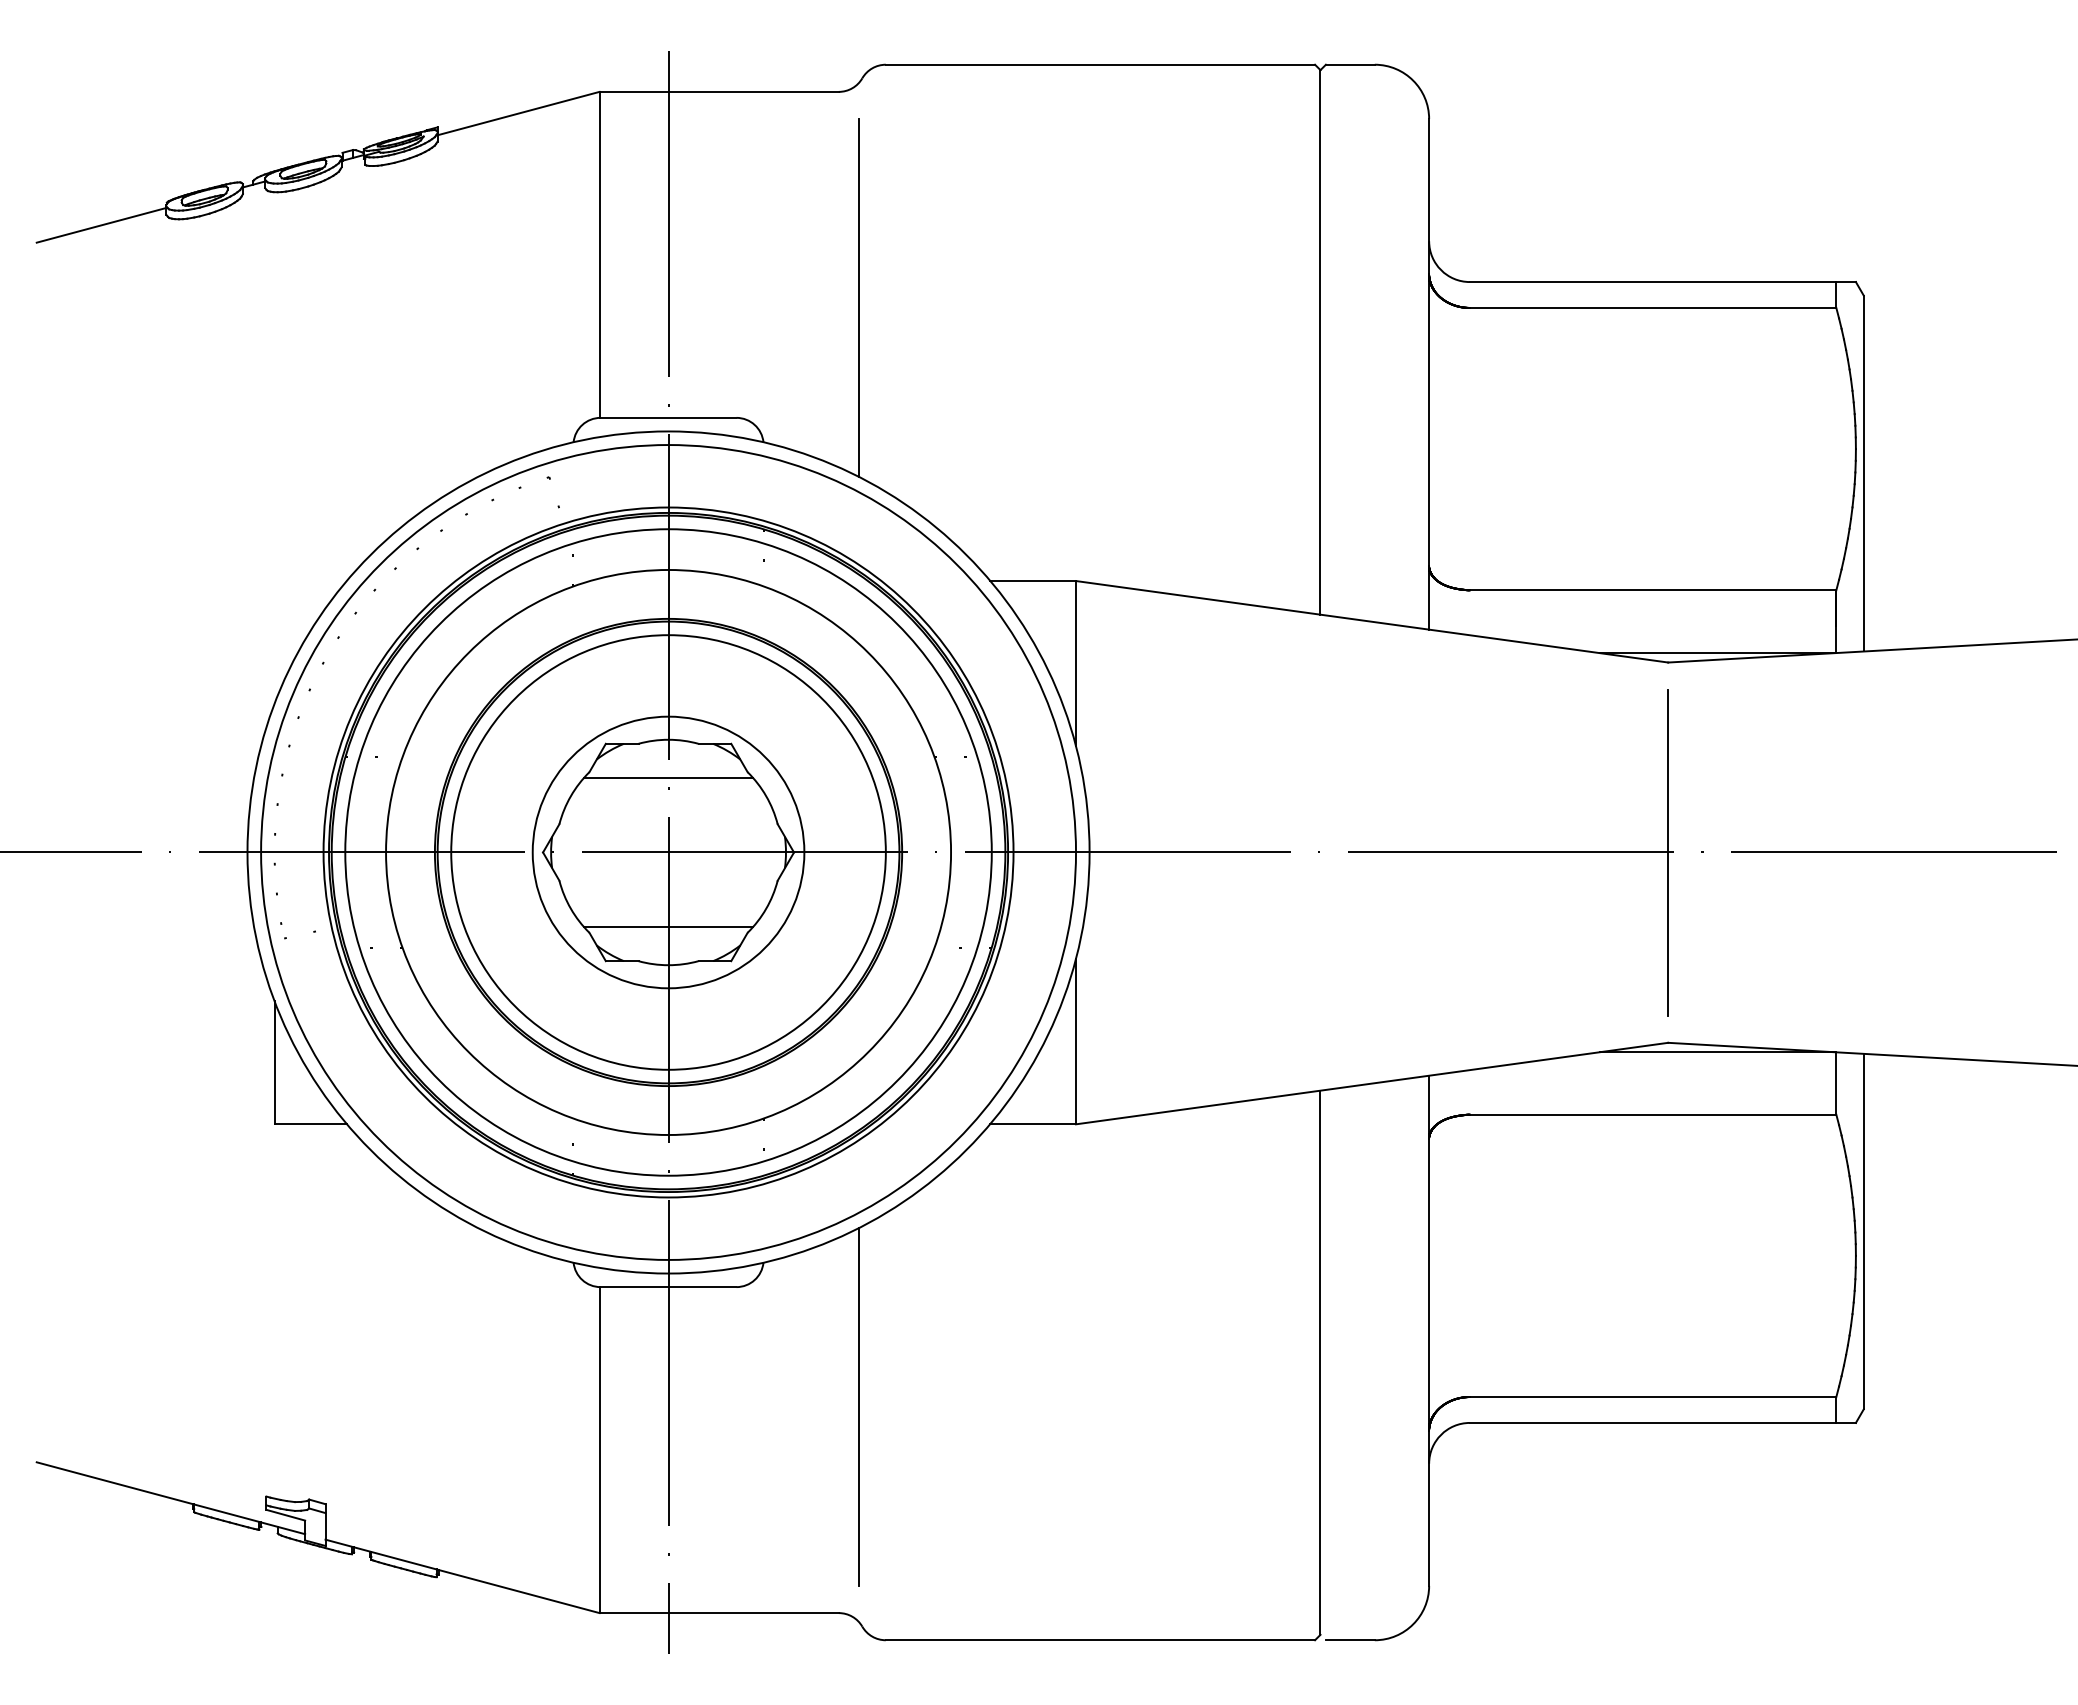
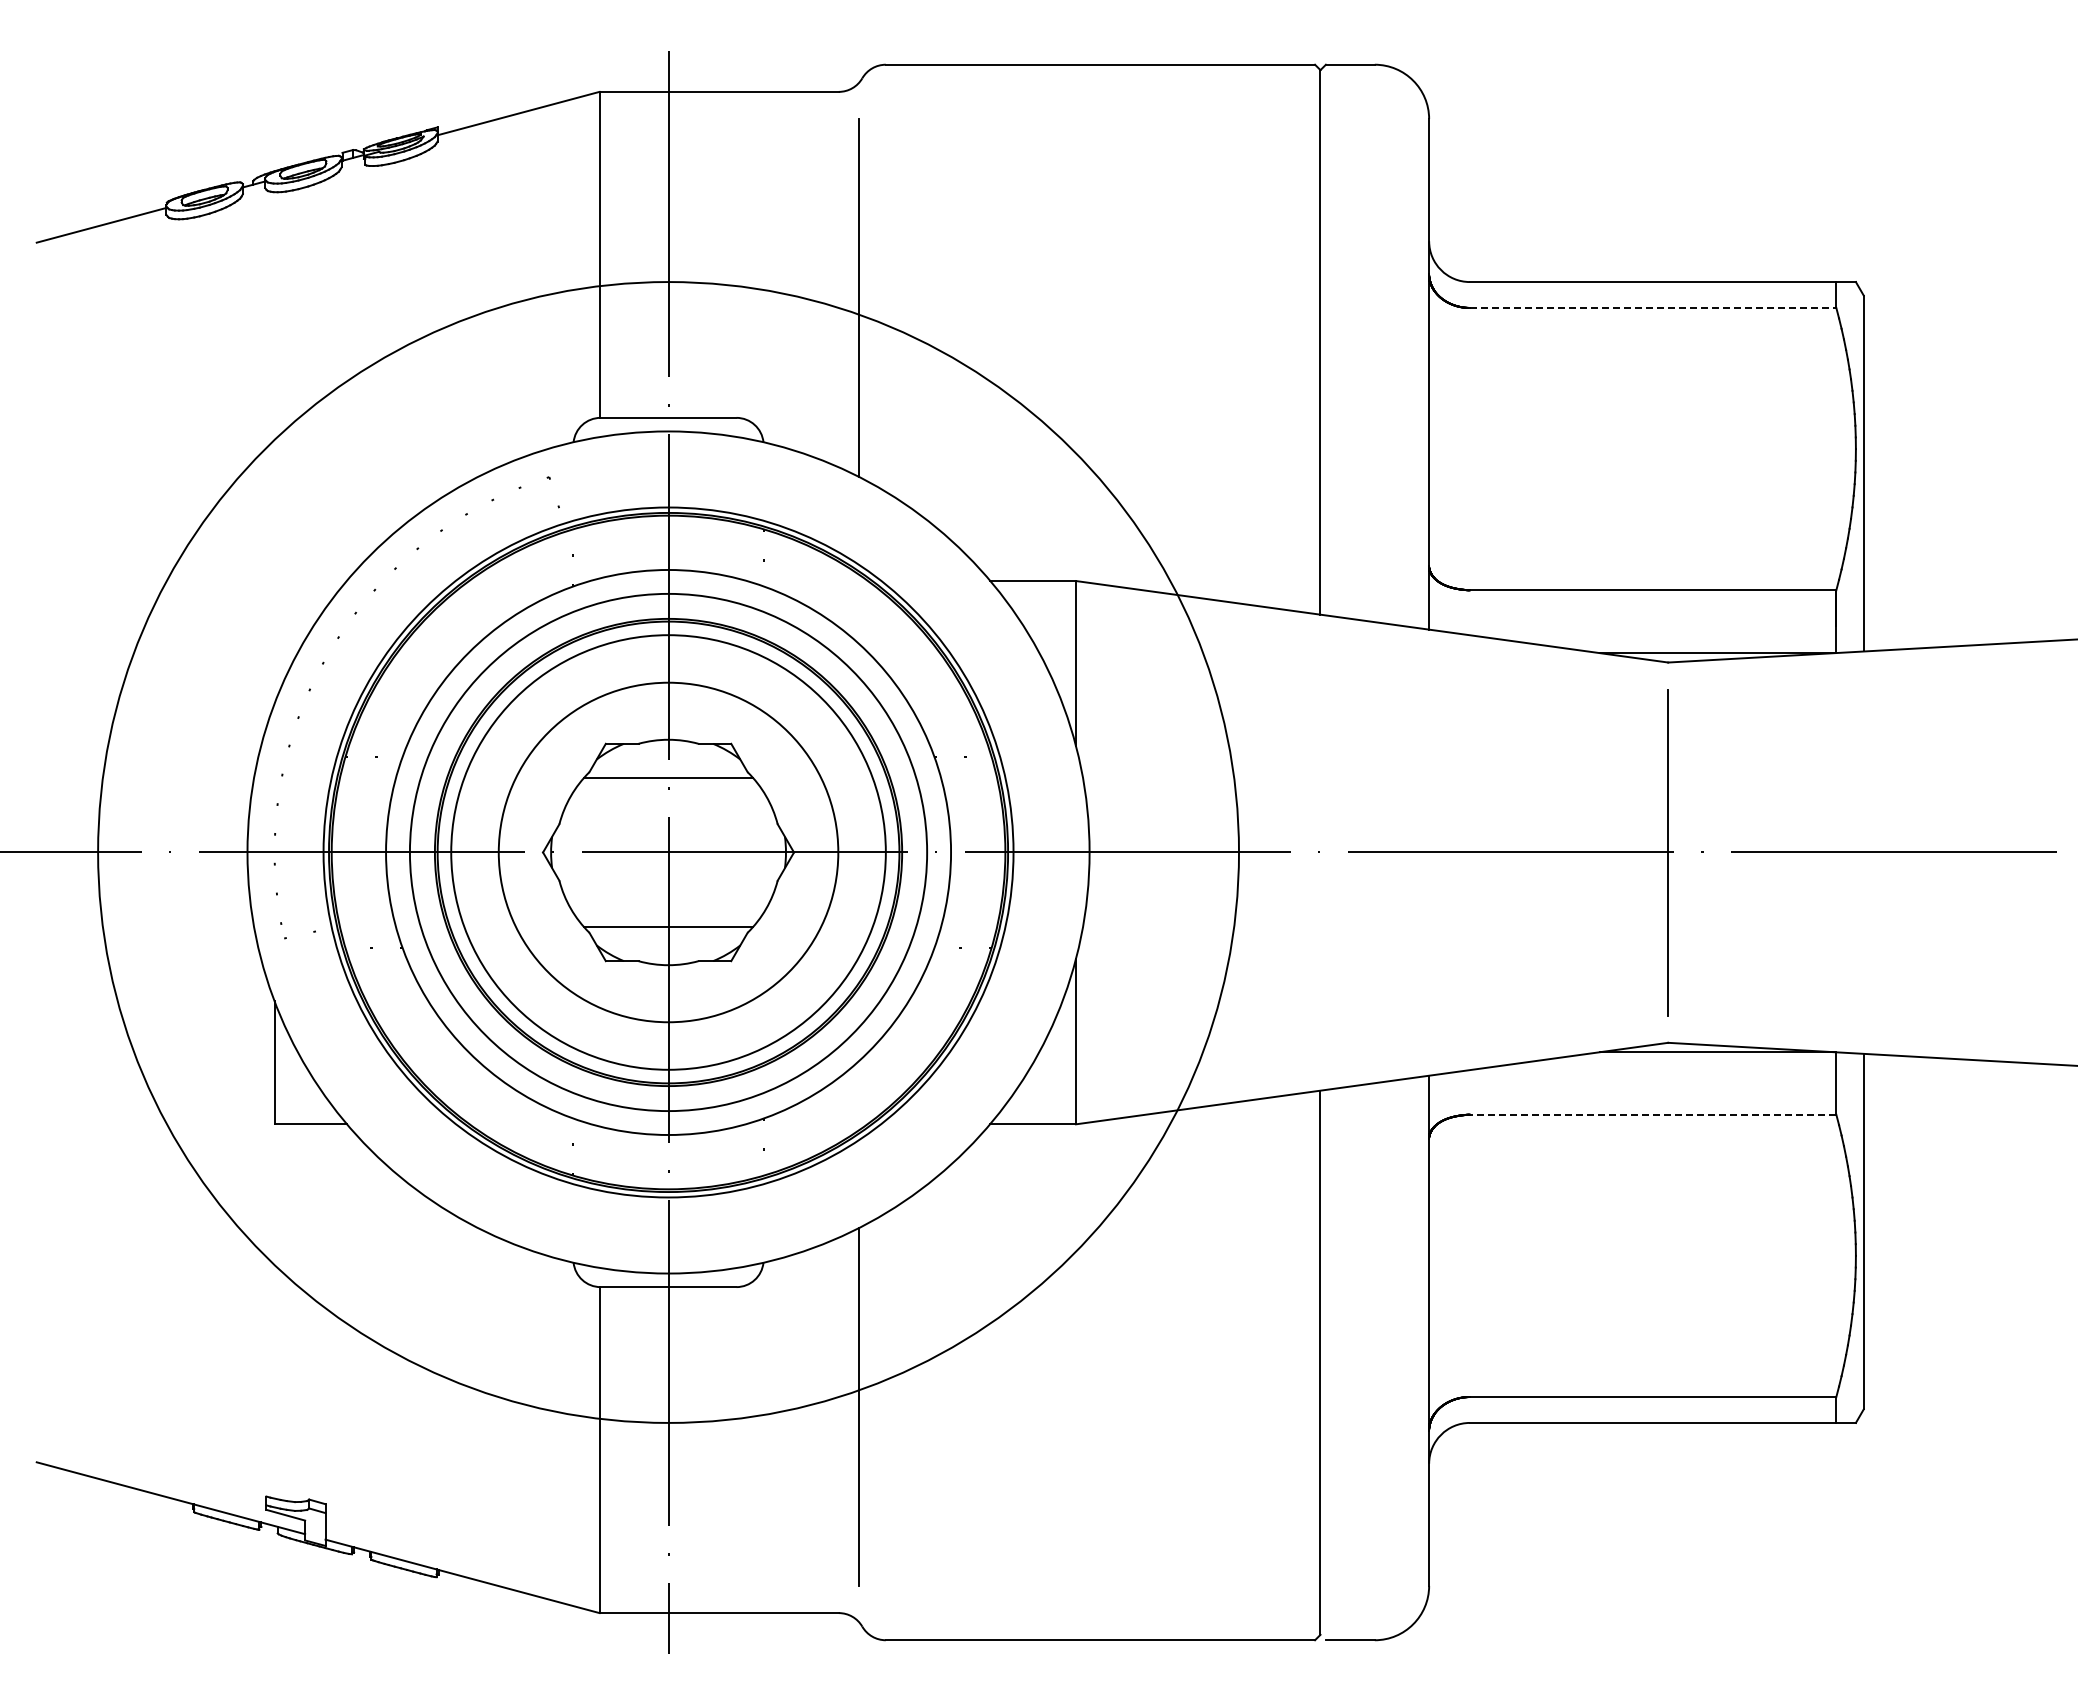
line: solid -> dashed (1653, 307)
circle diameter: 272 px -> 340 px (668, 852)
circle diameter: 647 px -> 517 px (668, 852)
circle diameter: 815 px -> 1141 px (668, 852)
line: solid -> dashed (1652, 1114)
